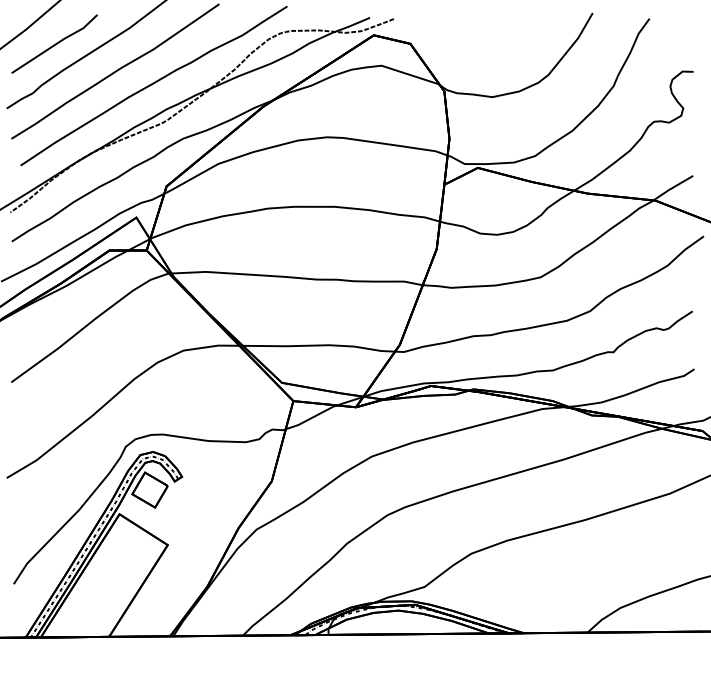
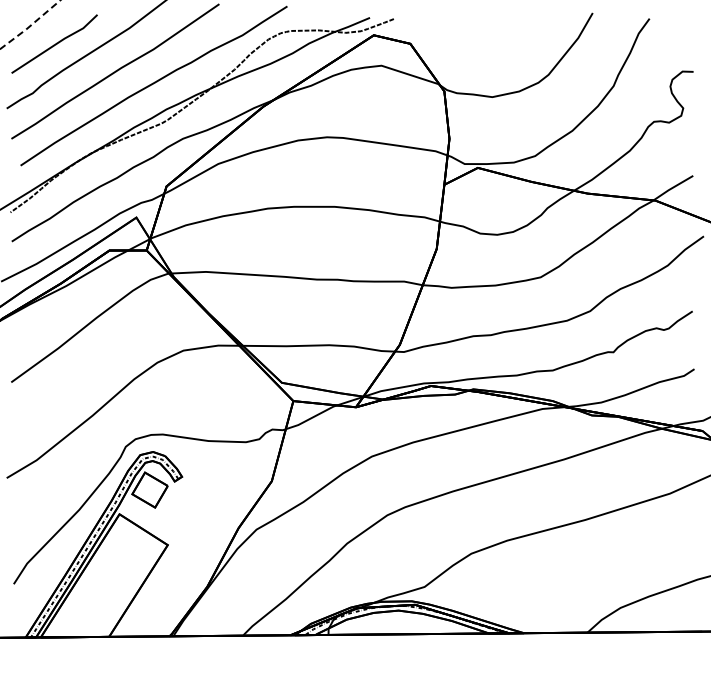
line: solid -> dashed (30, 25)
